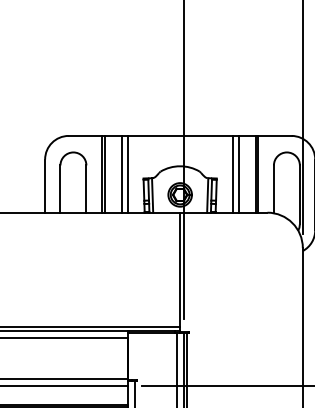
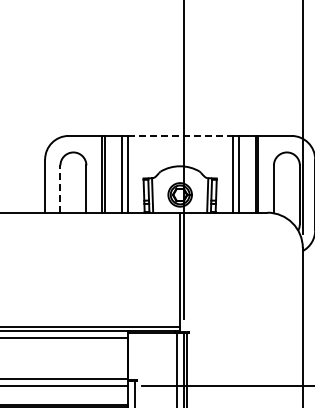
line: solid -> dashed (180, 135)
line: solid -> dashed (60, 189)
